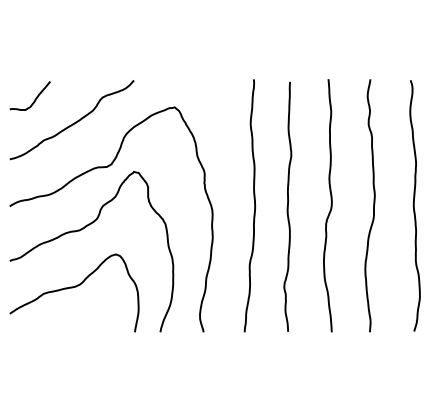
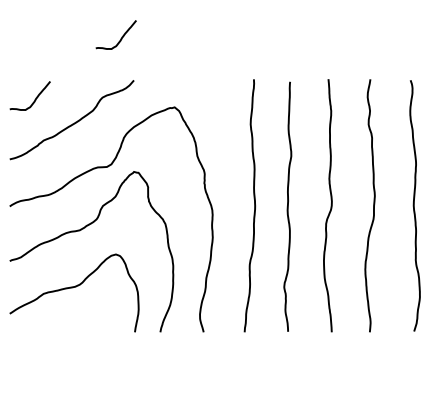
curve: none -> present (121, 36)
